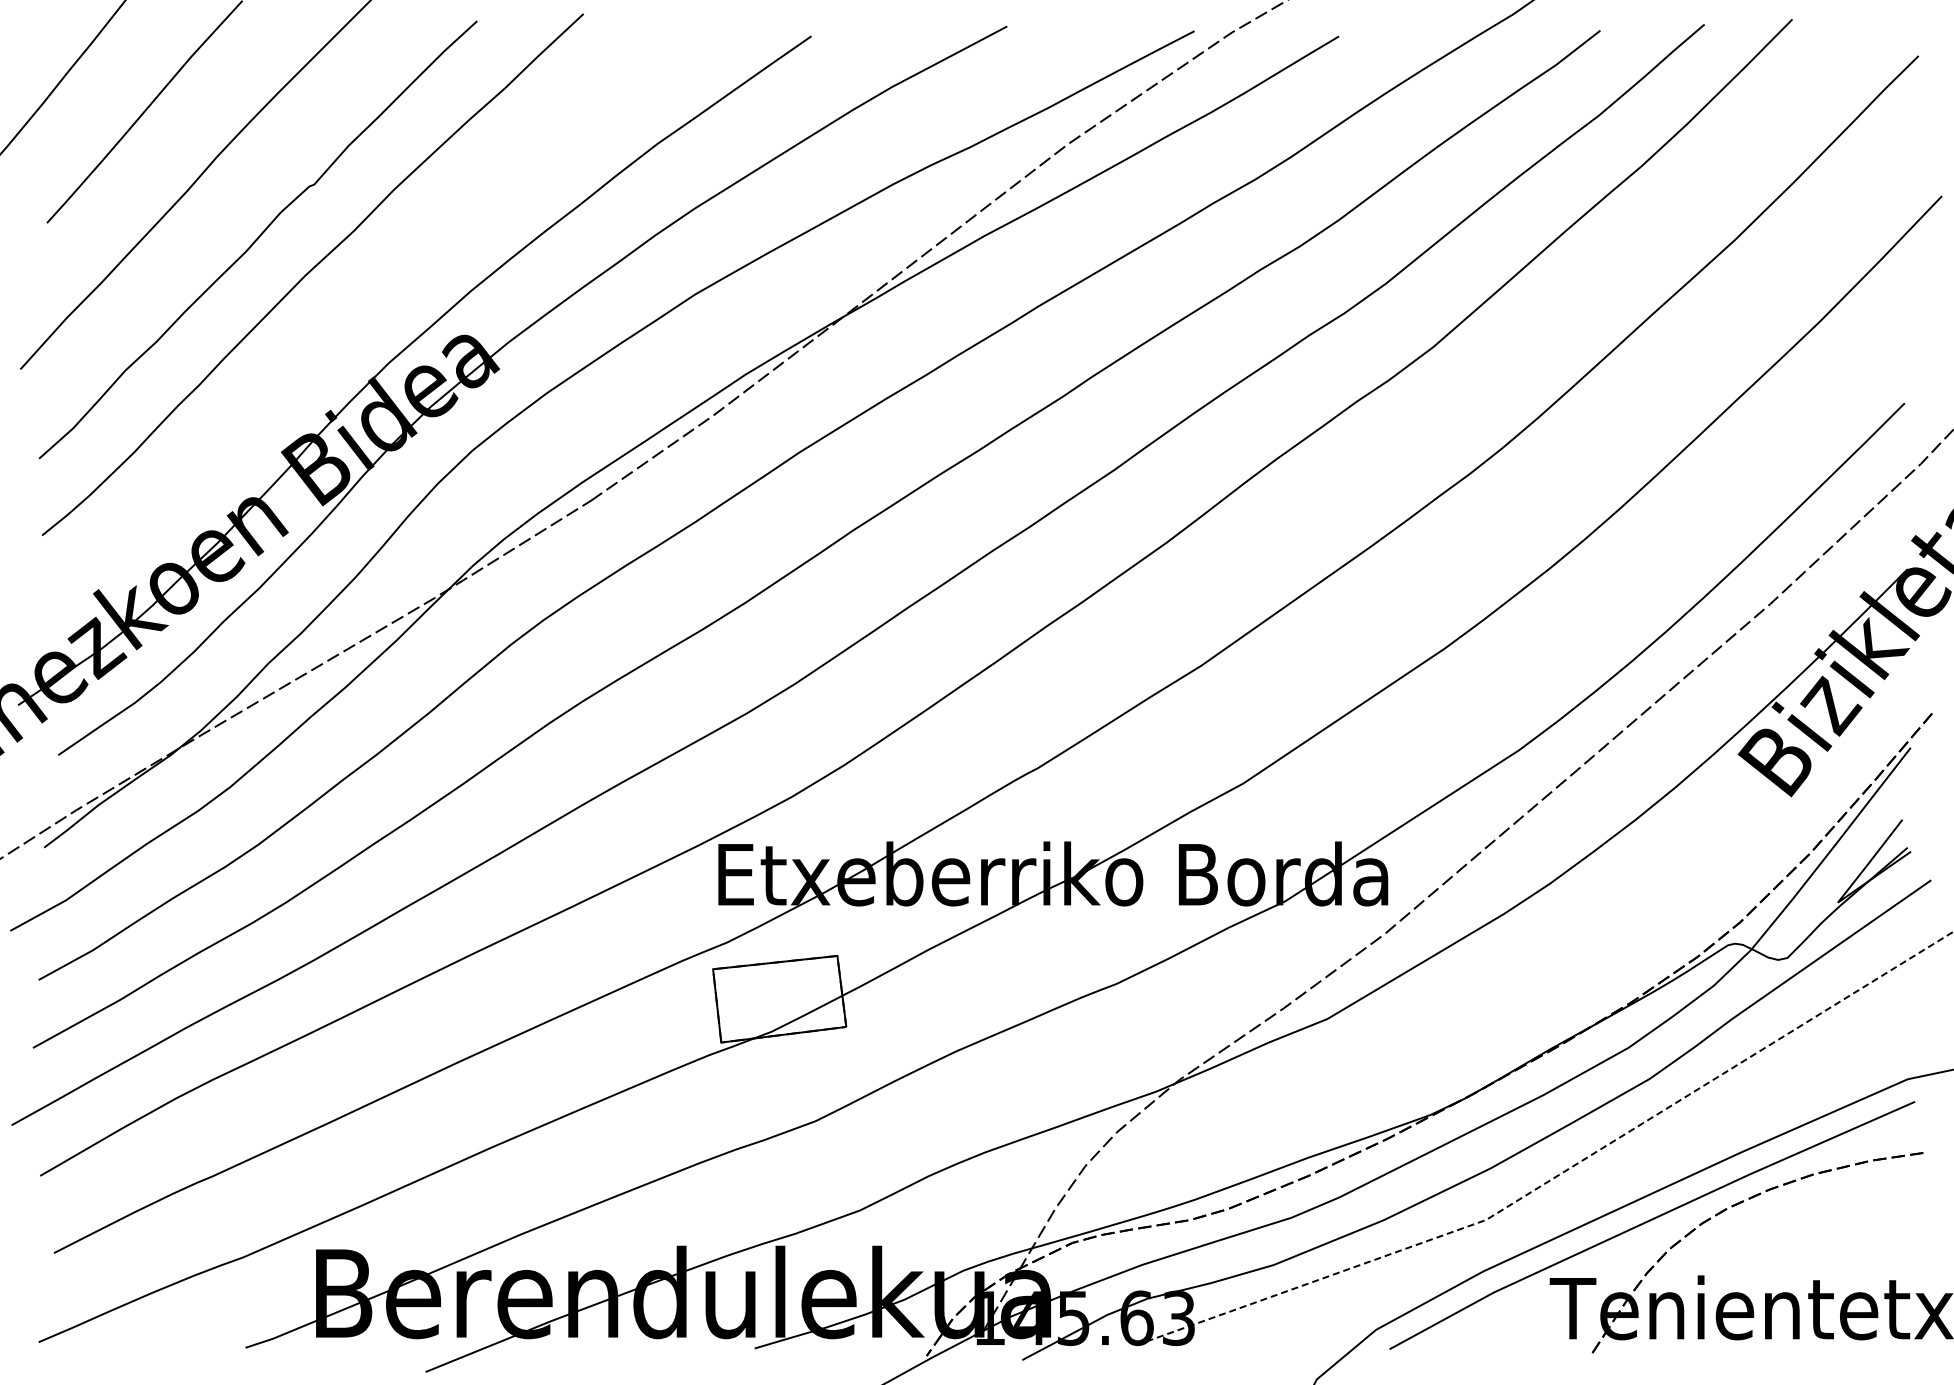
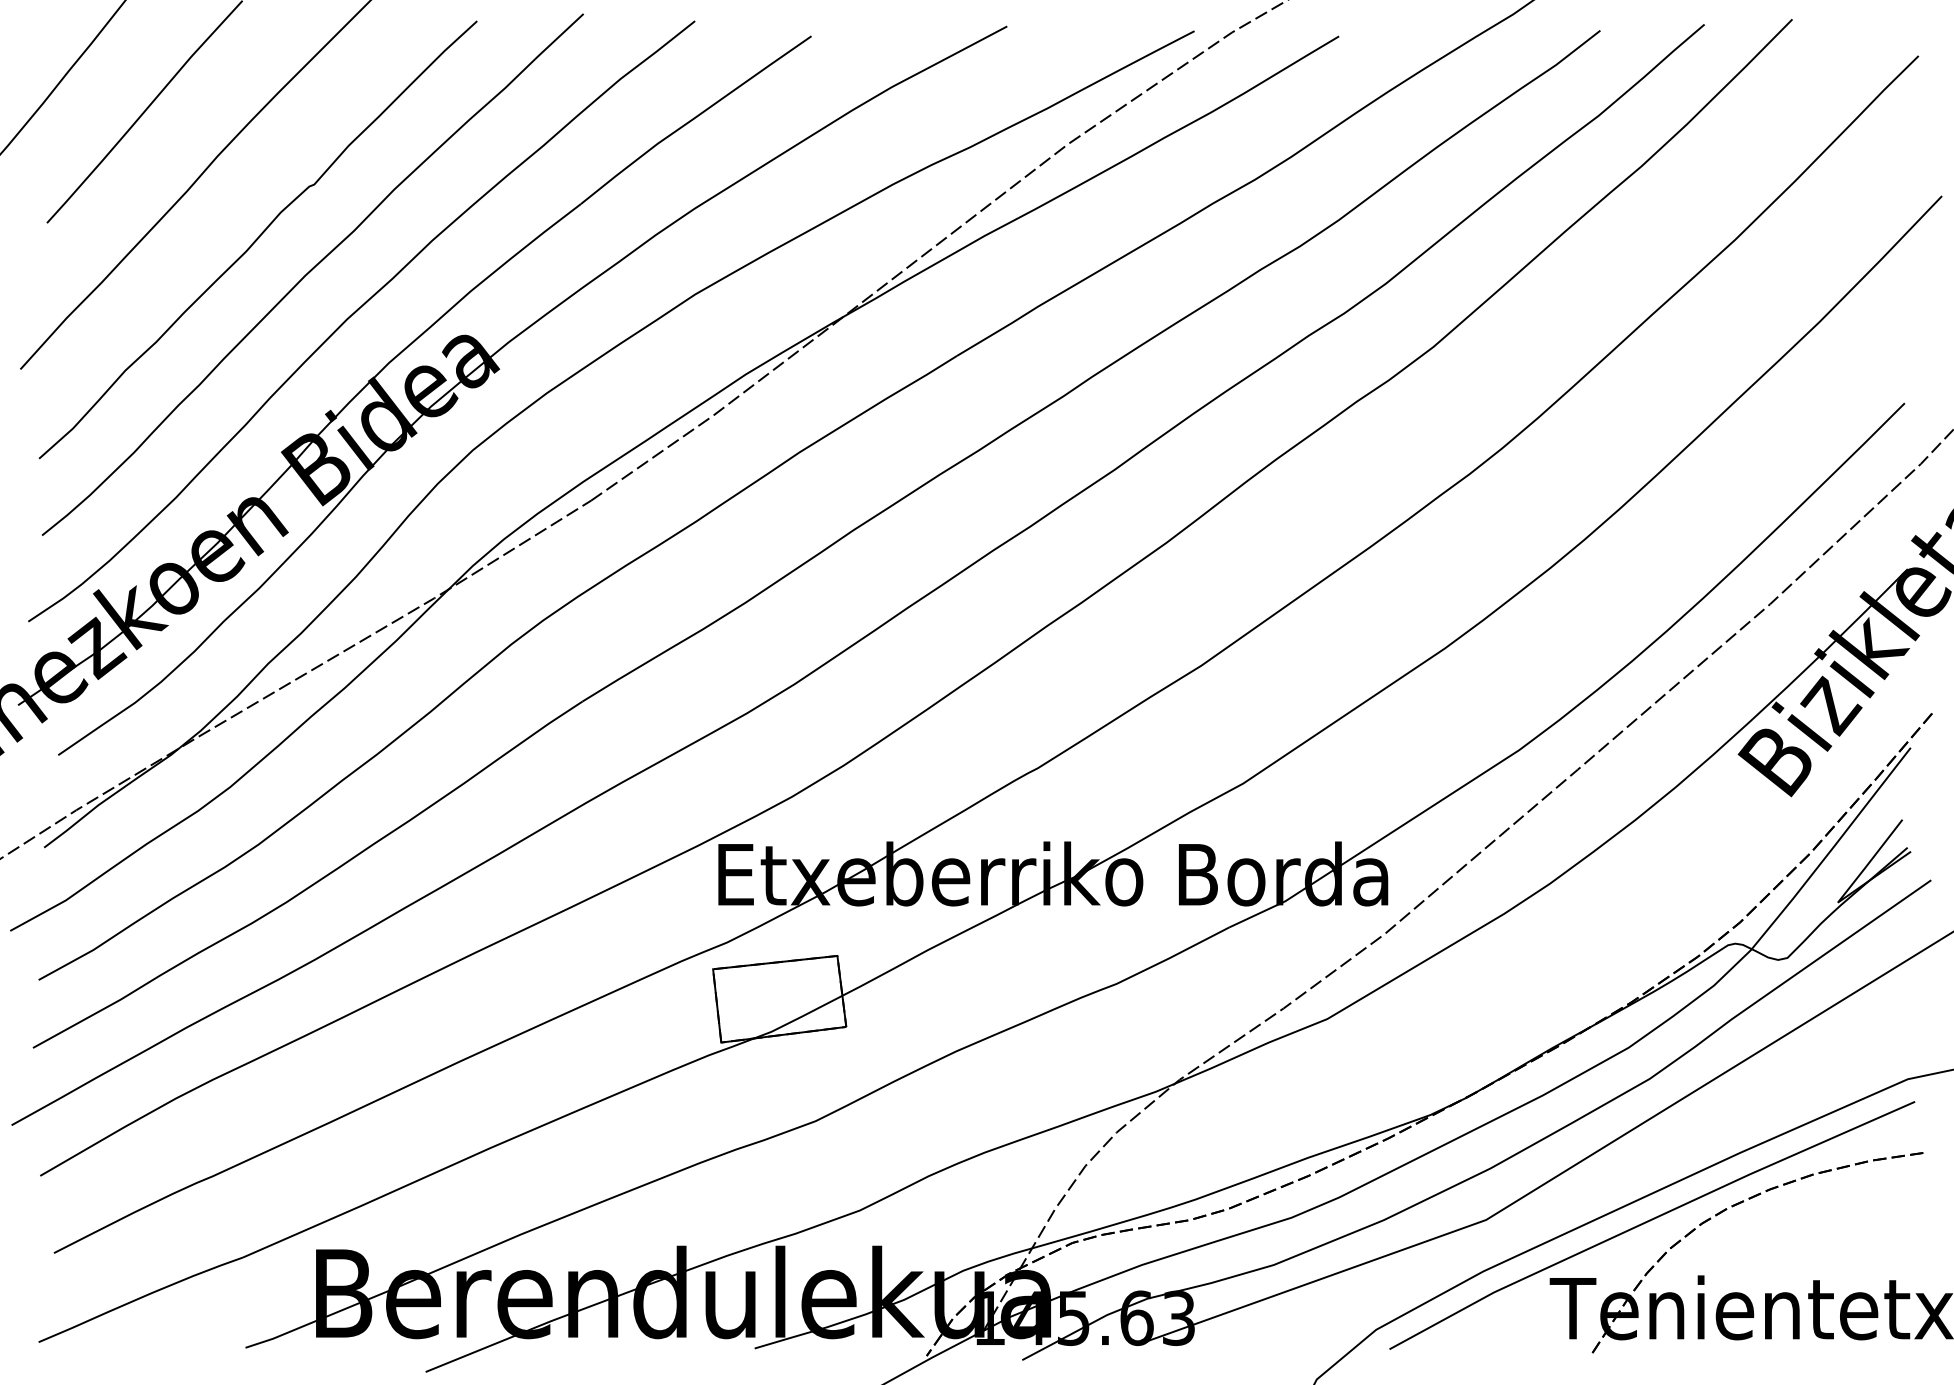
curve: none -> present (354, 314)
line: dashed -> solid (1561, 1173)
